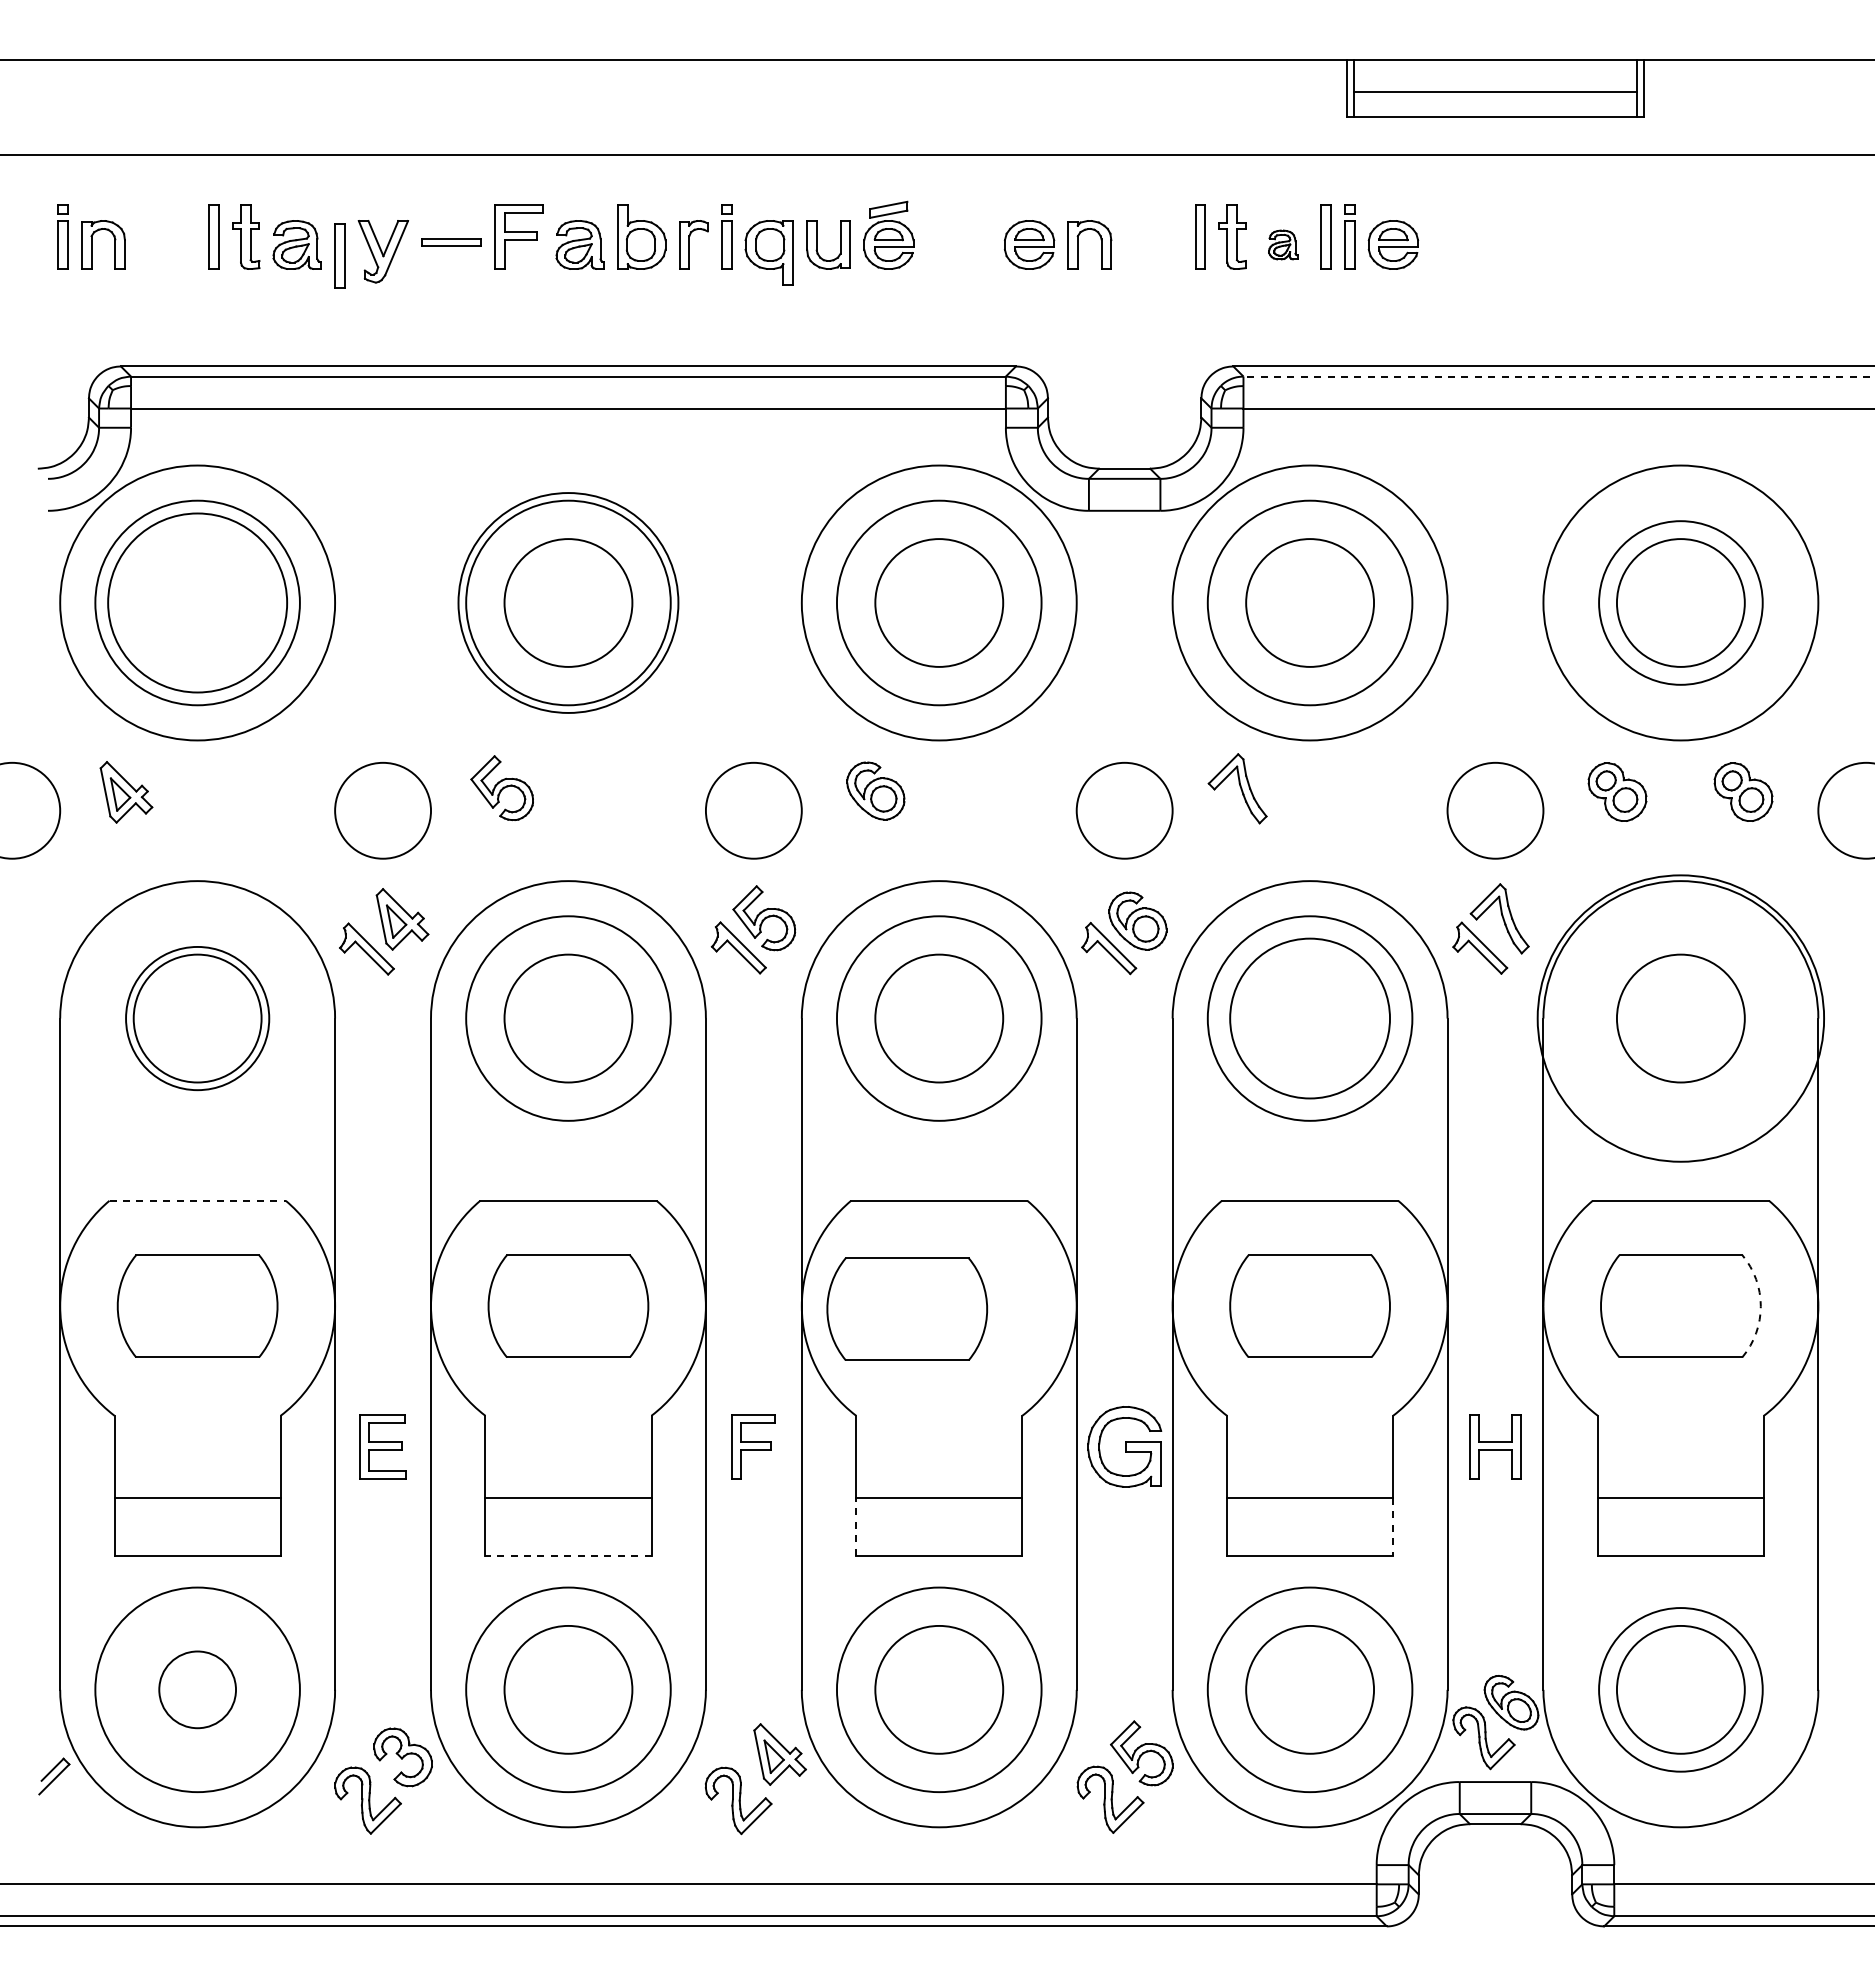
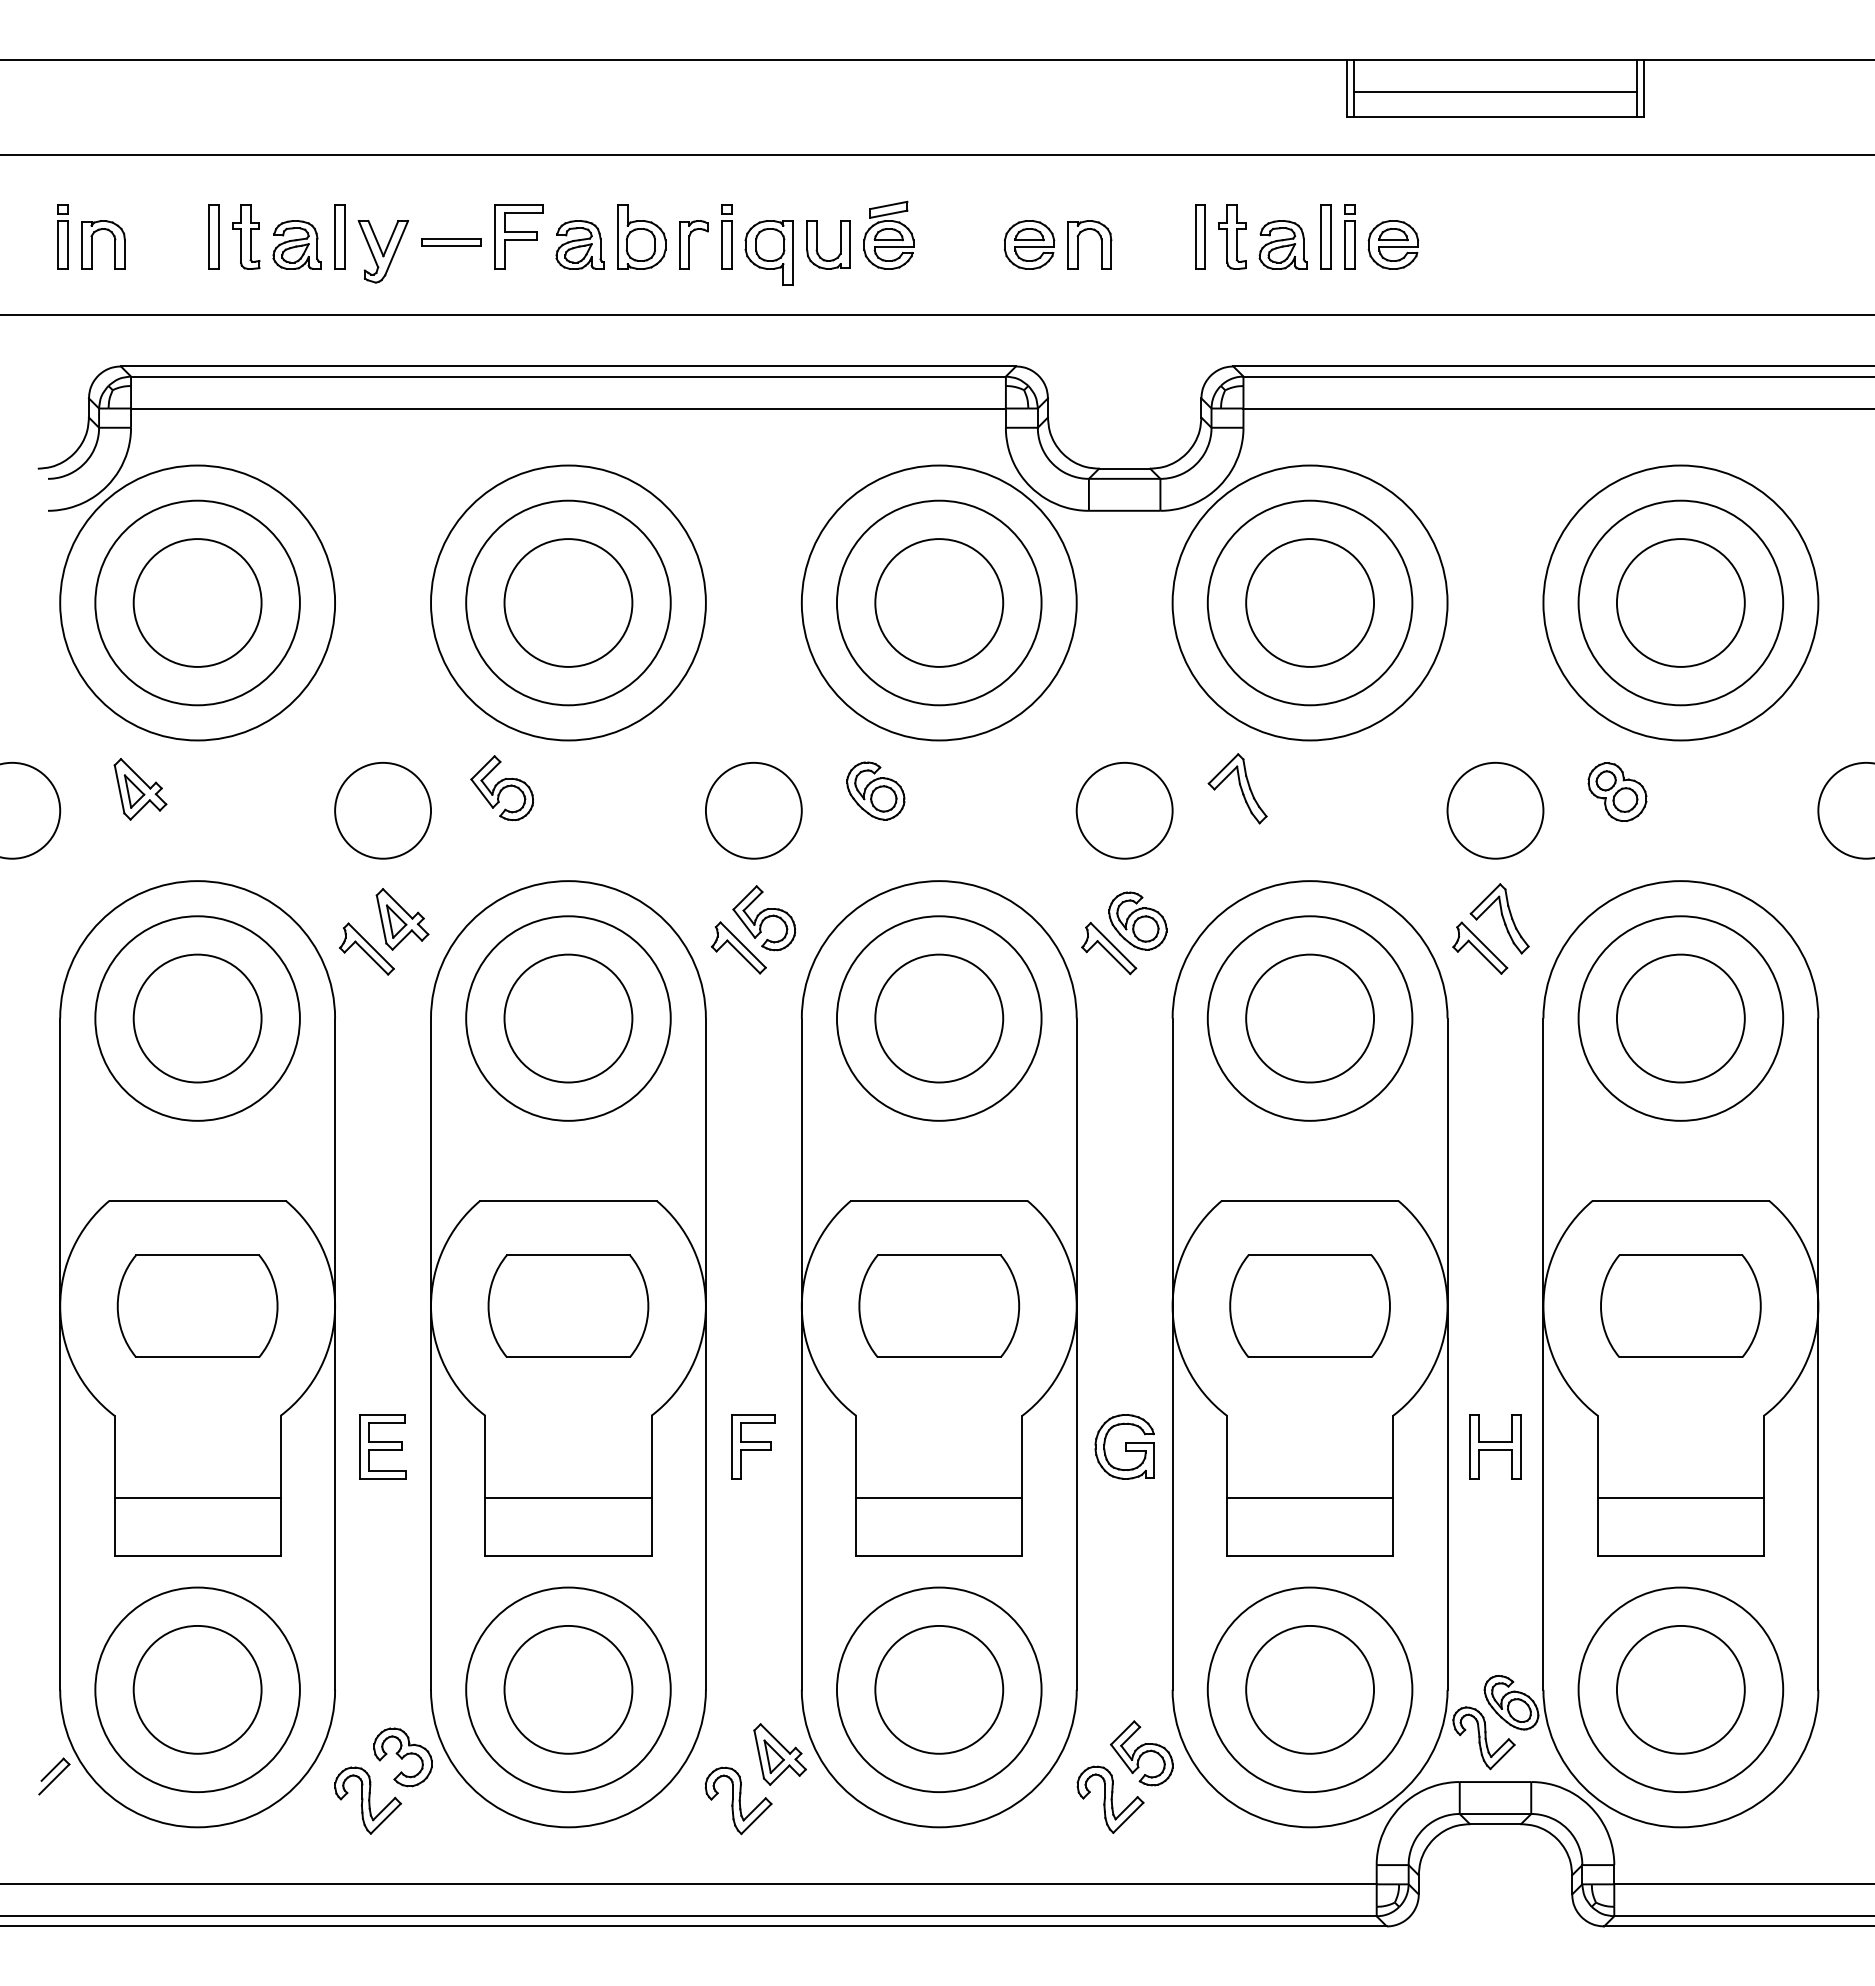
part size: 31x32 px -> 50x50 px (1282, 244)
part position: (339, 255) -> (339, 236) (339, 236)
line: none -> present (936, 315)
line: dashed -> solid (1559, 376)
circle diameter: 179 px -> 128 px (197, 602)
circle diameter: 220 px -> 275 px (568, 602)
circle diameter: 164 px -> 205 px (1680, 602)
part: present -> none (1743, 791)
part position: (126, 792) -> (140, 789) (140, 789)
circle diameter: 143 px -> 205 px (197, 1018)
circle diameter: 160 px -> 128 px (1310, 1018)
circle diameter: 286 px -> 205 px (1680, 1018)
line: dashed -> solid (198, 1200)
arc: dashed -> solid (1760, 1306)
part position: (906, 1308) -> (938, 1305) (938, 1305)
part size: 76x82 px -> 61x66 px (1124, 1446)
line: dashed -> solid (856, 1526)
line: dashed -> solid (1393, 1526)
line: dashed -> solid (567, 1555)
circle diameter: 77 px -> 128 px (197, 1689)
circle diameter: 164 px -> 205 px (1680, 1689)
